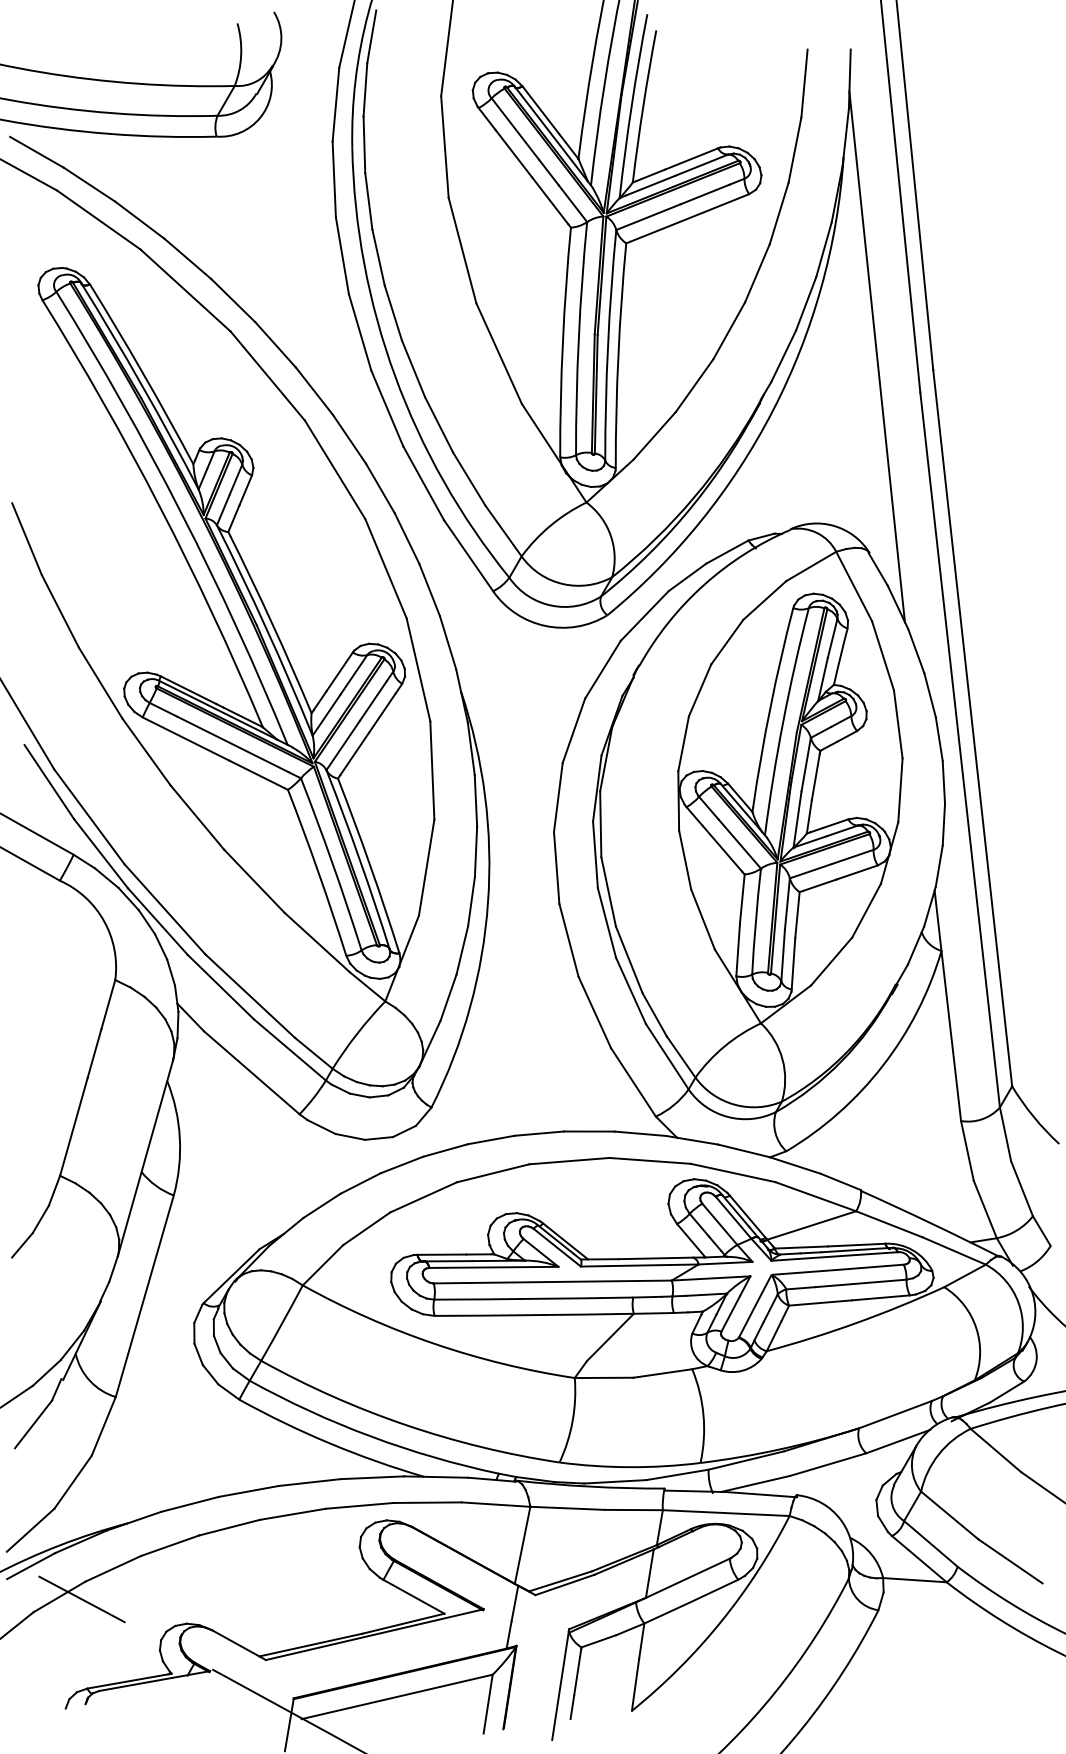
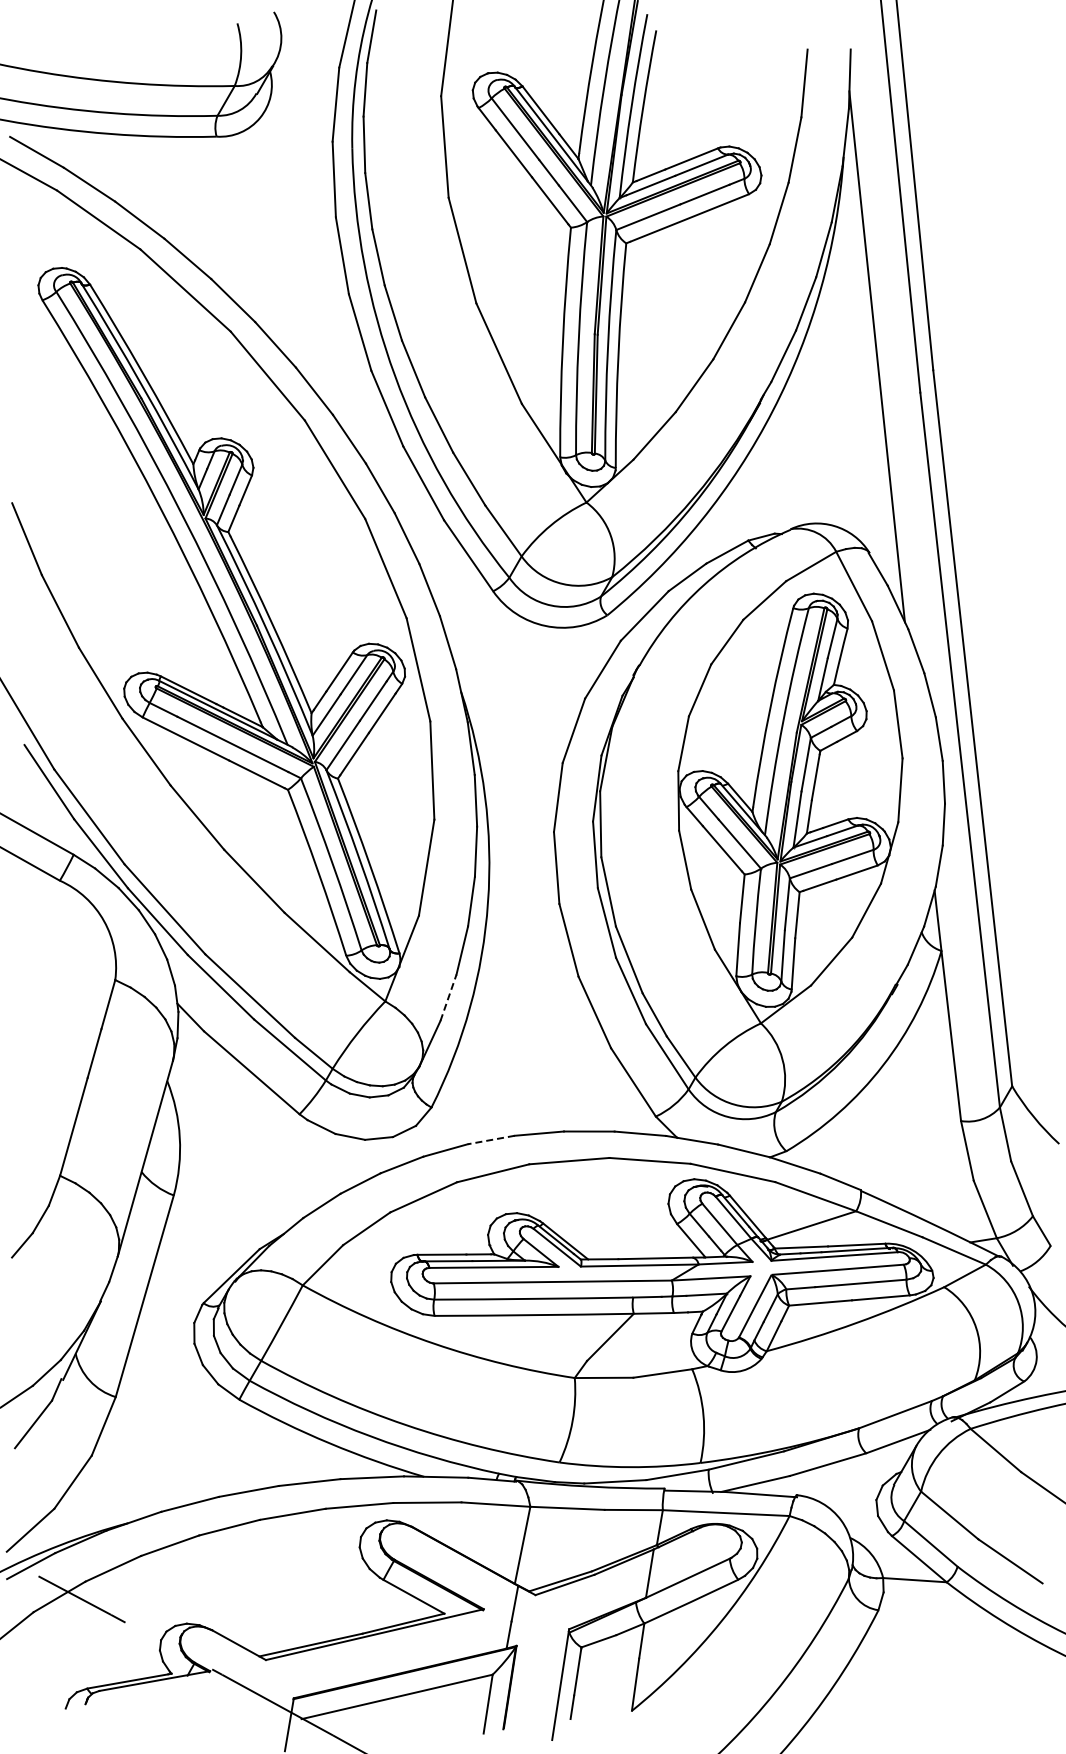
line: solid -> dashed (448, 997)
line: solid -> dashed (491, 1140)
